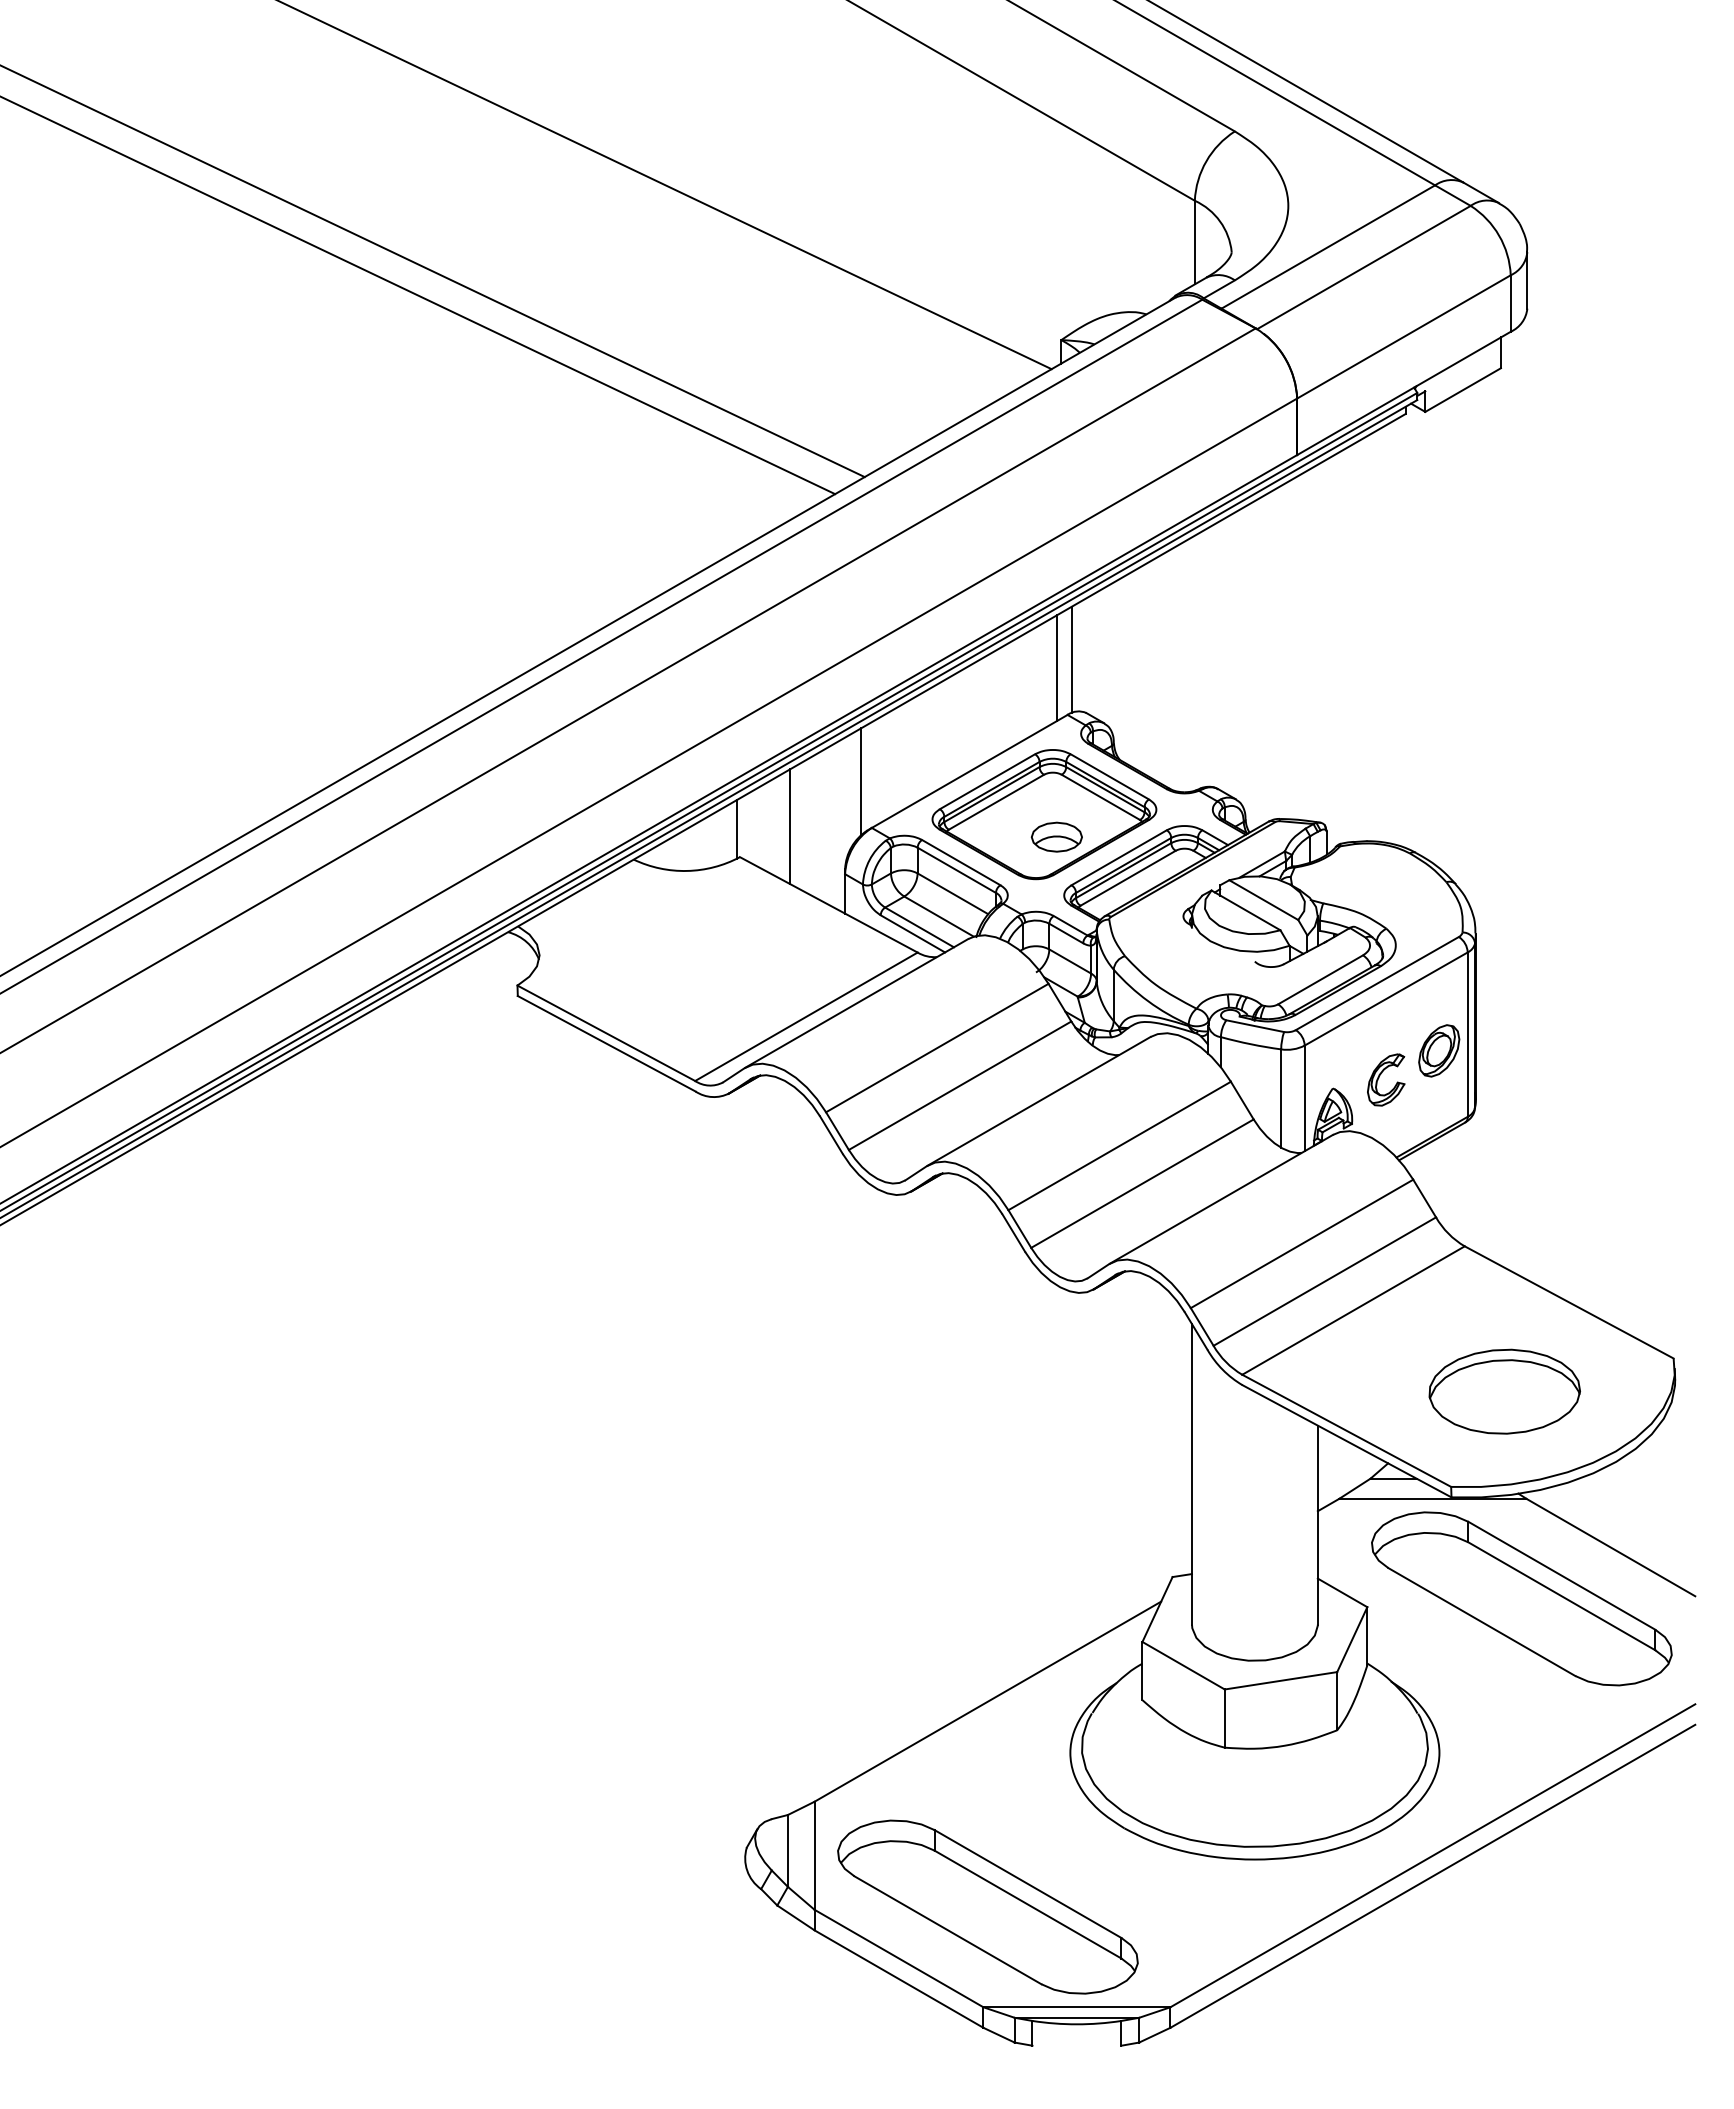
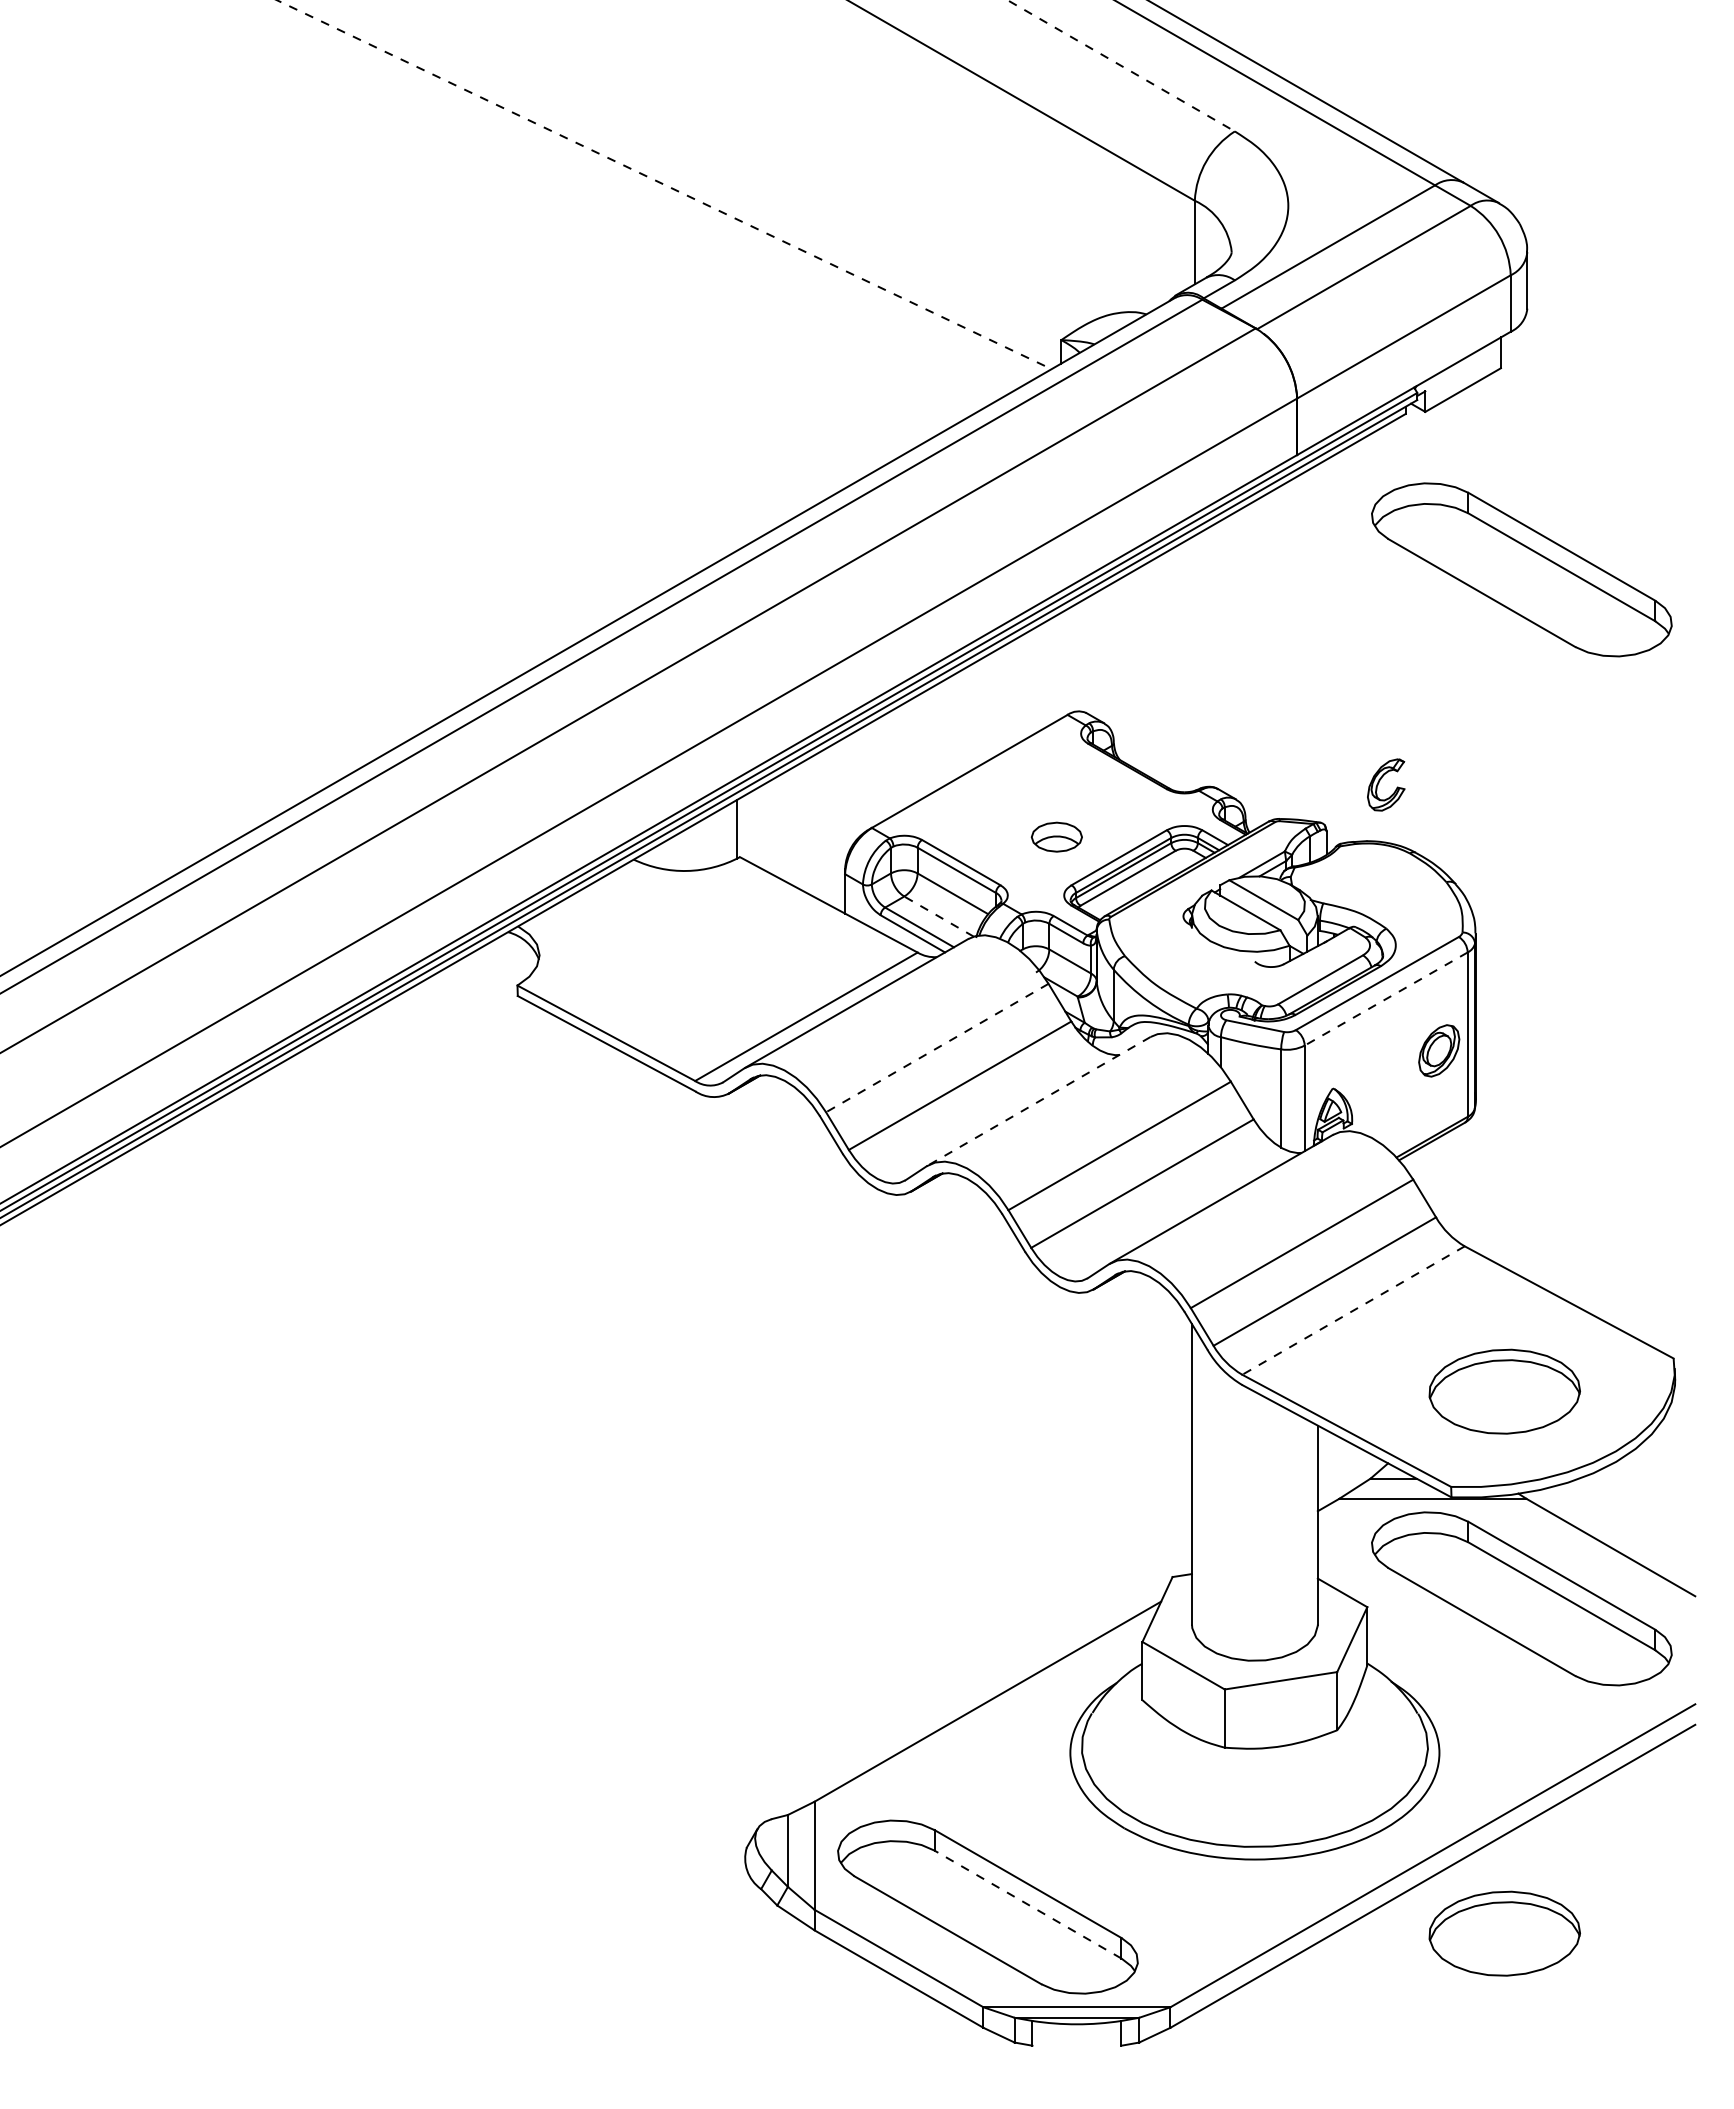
line: solid -> dashed (1121, 65)
line: solid -> dashed (664, 184)
line: present -> none (433, 271)
line: present -> none (418, 295)
part: none -> present (1521, 569)
line: present -> none (1071, 659)
line: present -> none (1056, 668)
line: present -> none (861, 781)
part: present -> none (1044, 814)
line: present -> none (789, 826)
line: solid -> dashed (938, 916)
line: solid -> dashed (1386, 999)
line: solid -> dashed (936, 1048)
part position: (1381, 1074) -> (1381, 779) (1381, 779)
line: solid -> dashed (1038, 1101)
line: solid -> dashed (1353, 1310)
line: solid -> dashed (1028, 1904)
part: none -> present (1504, 1933)
